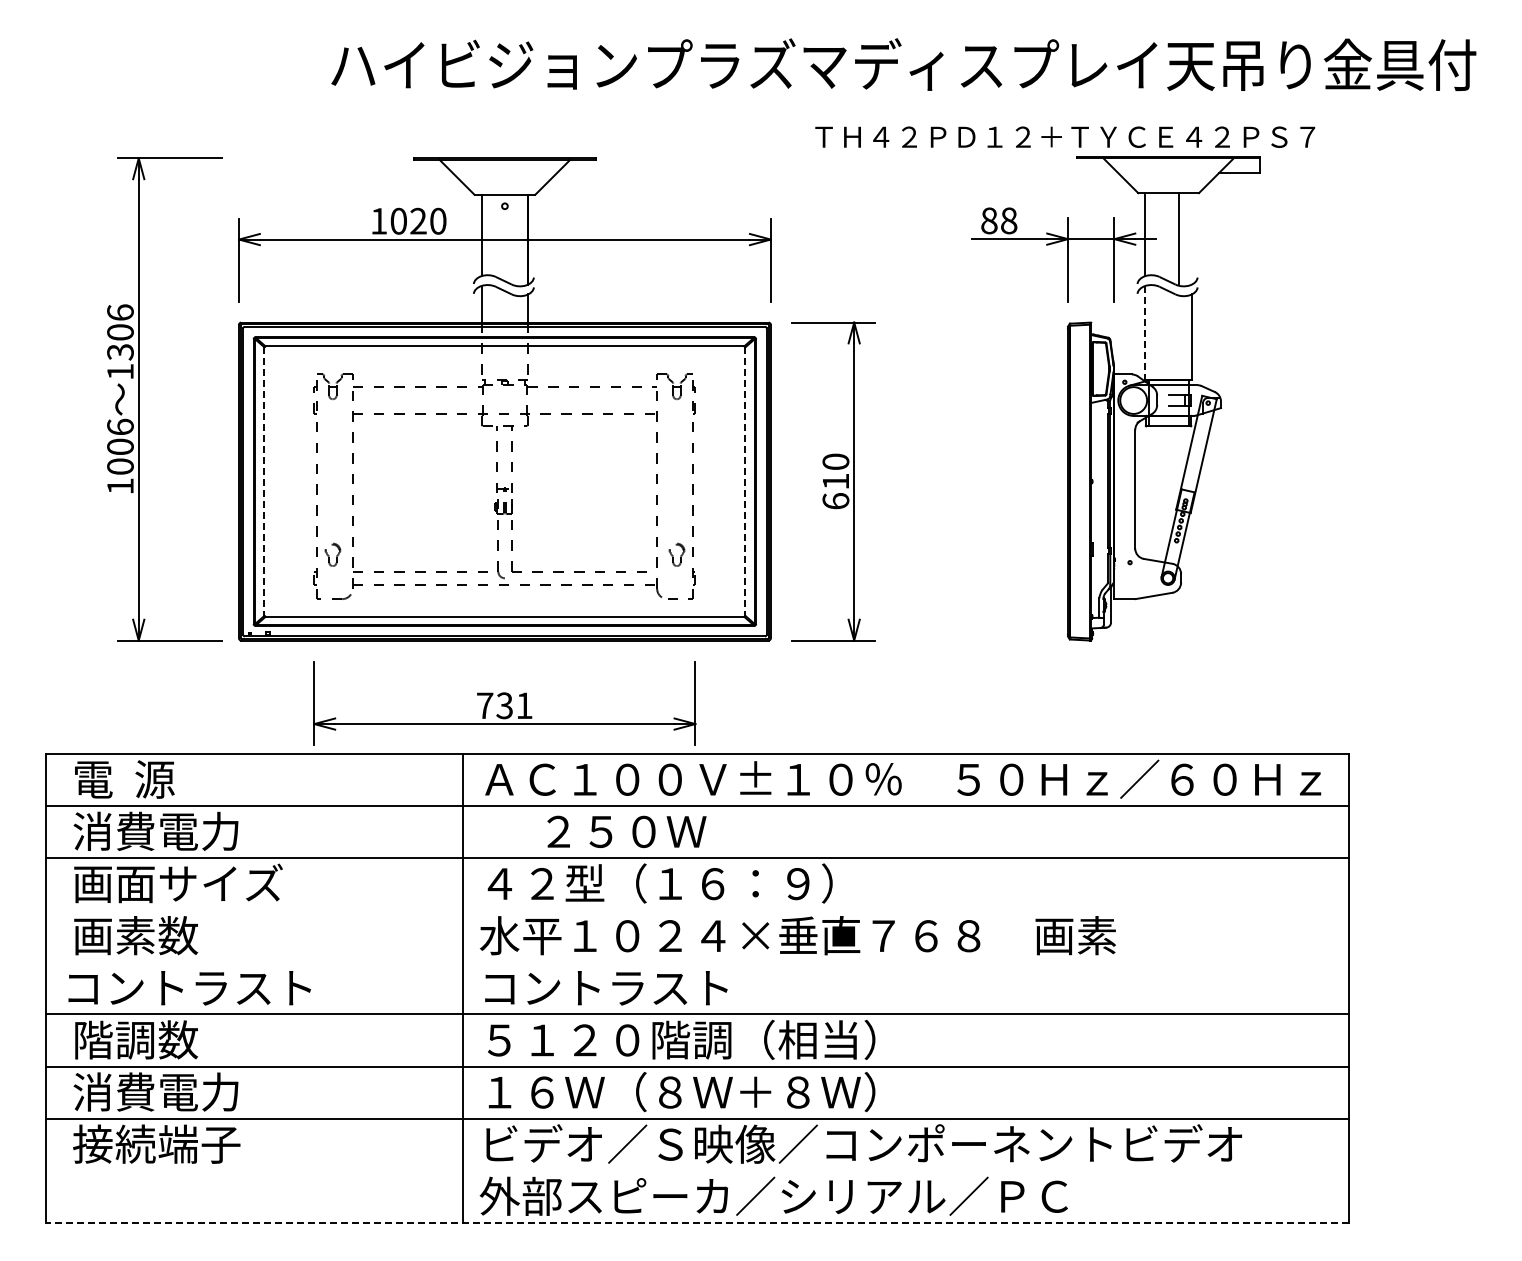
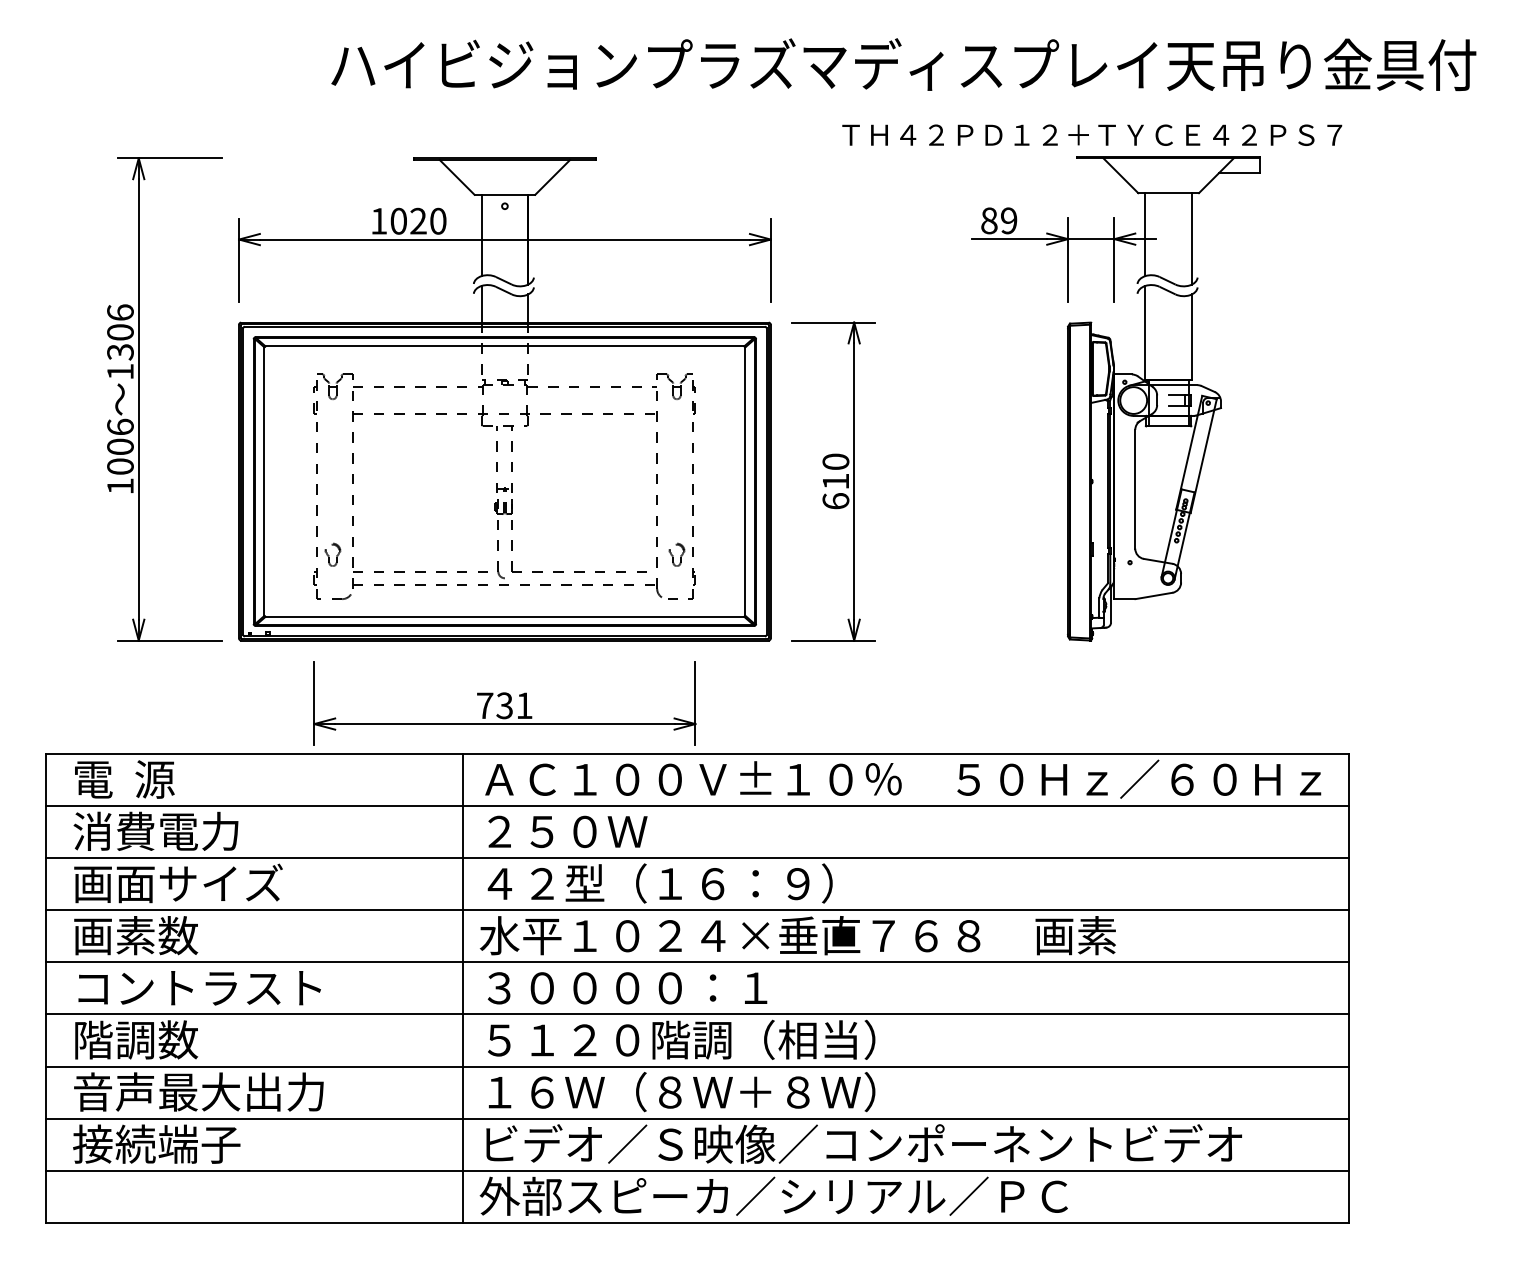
text position: (1065, 136) -> (1092, 134) (1092, 134)
text: 88 -> 89 (1009, 220)
line position: (1178, 238) -> (1191, 238) (1191, 238)
line: dashed -> solid (1145, 333)
line: dashed -> solid (264, 482)
line: dashed -> solid (745, 482)
text position: (626, 831) -> (567, 831) (567, 831)
line: none -> present (696, 910)
line: none -> present (696, 962)
text position: (189, 988) -> (199, 988) (199, 988)
text: コントラスト -> ３００００：１ (626, 988)
text: 消費電力 -> 音声最大出力 (198, 1091)
line: none -> present (696, 1170)
line: dashed -> solid (697, 1222)
